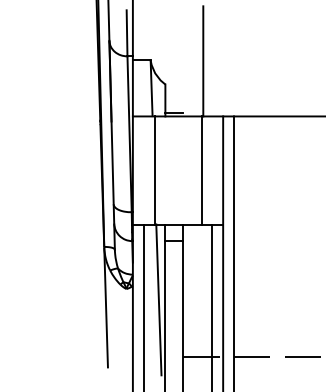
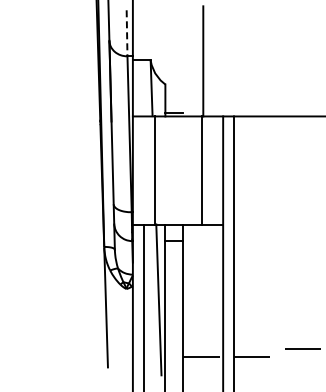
line: solid -> dashed (127, 33)
line: present -> none (212, 306)
line position: (302, 356) -> (302, 348) (302, 348)
